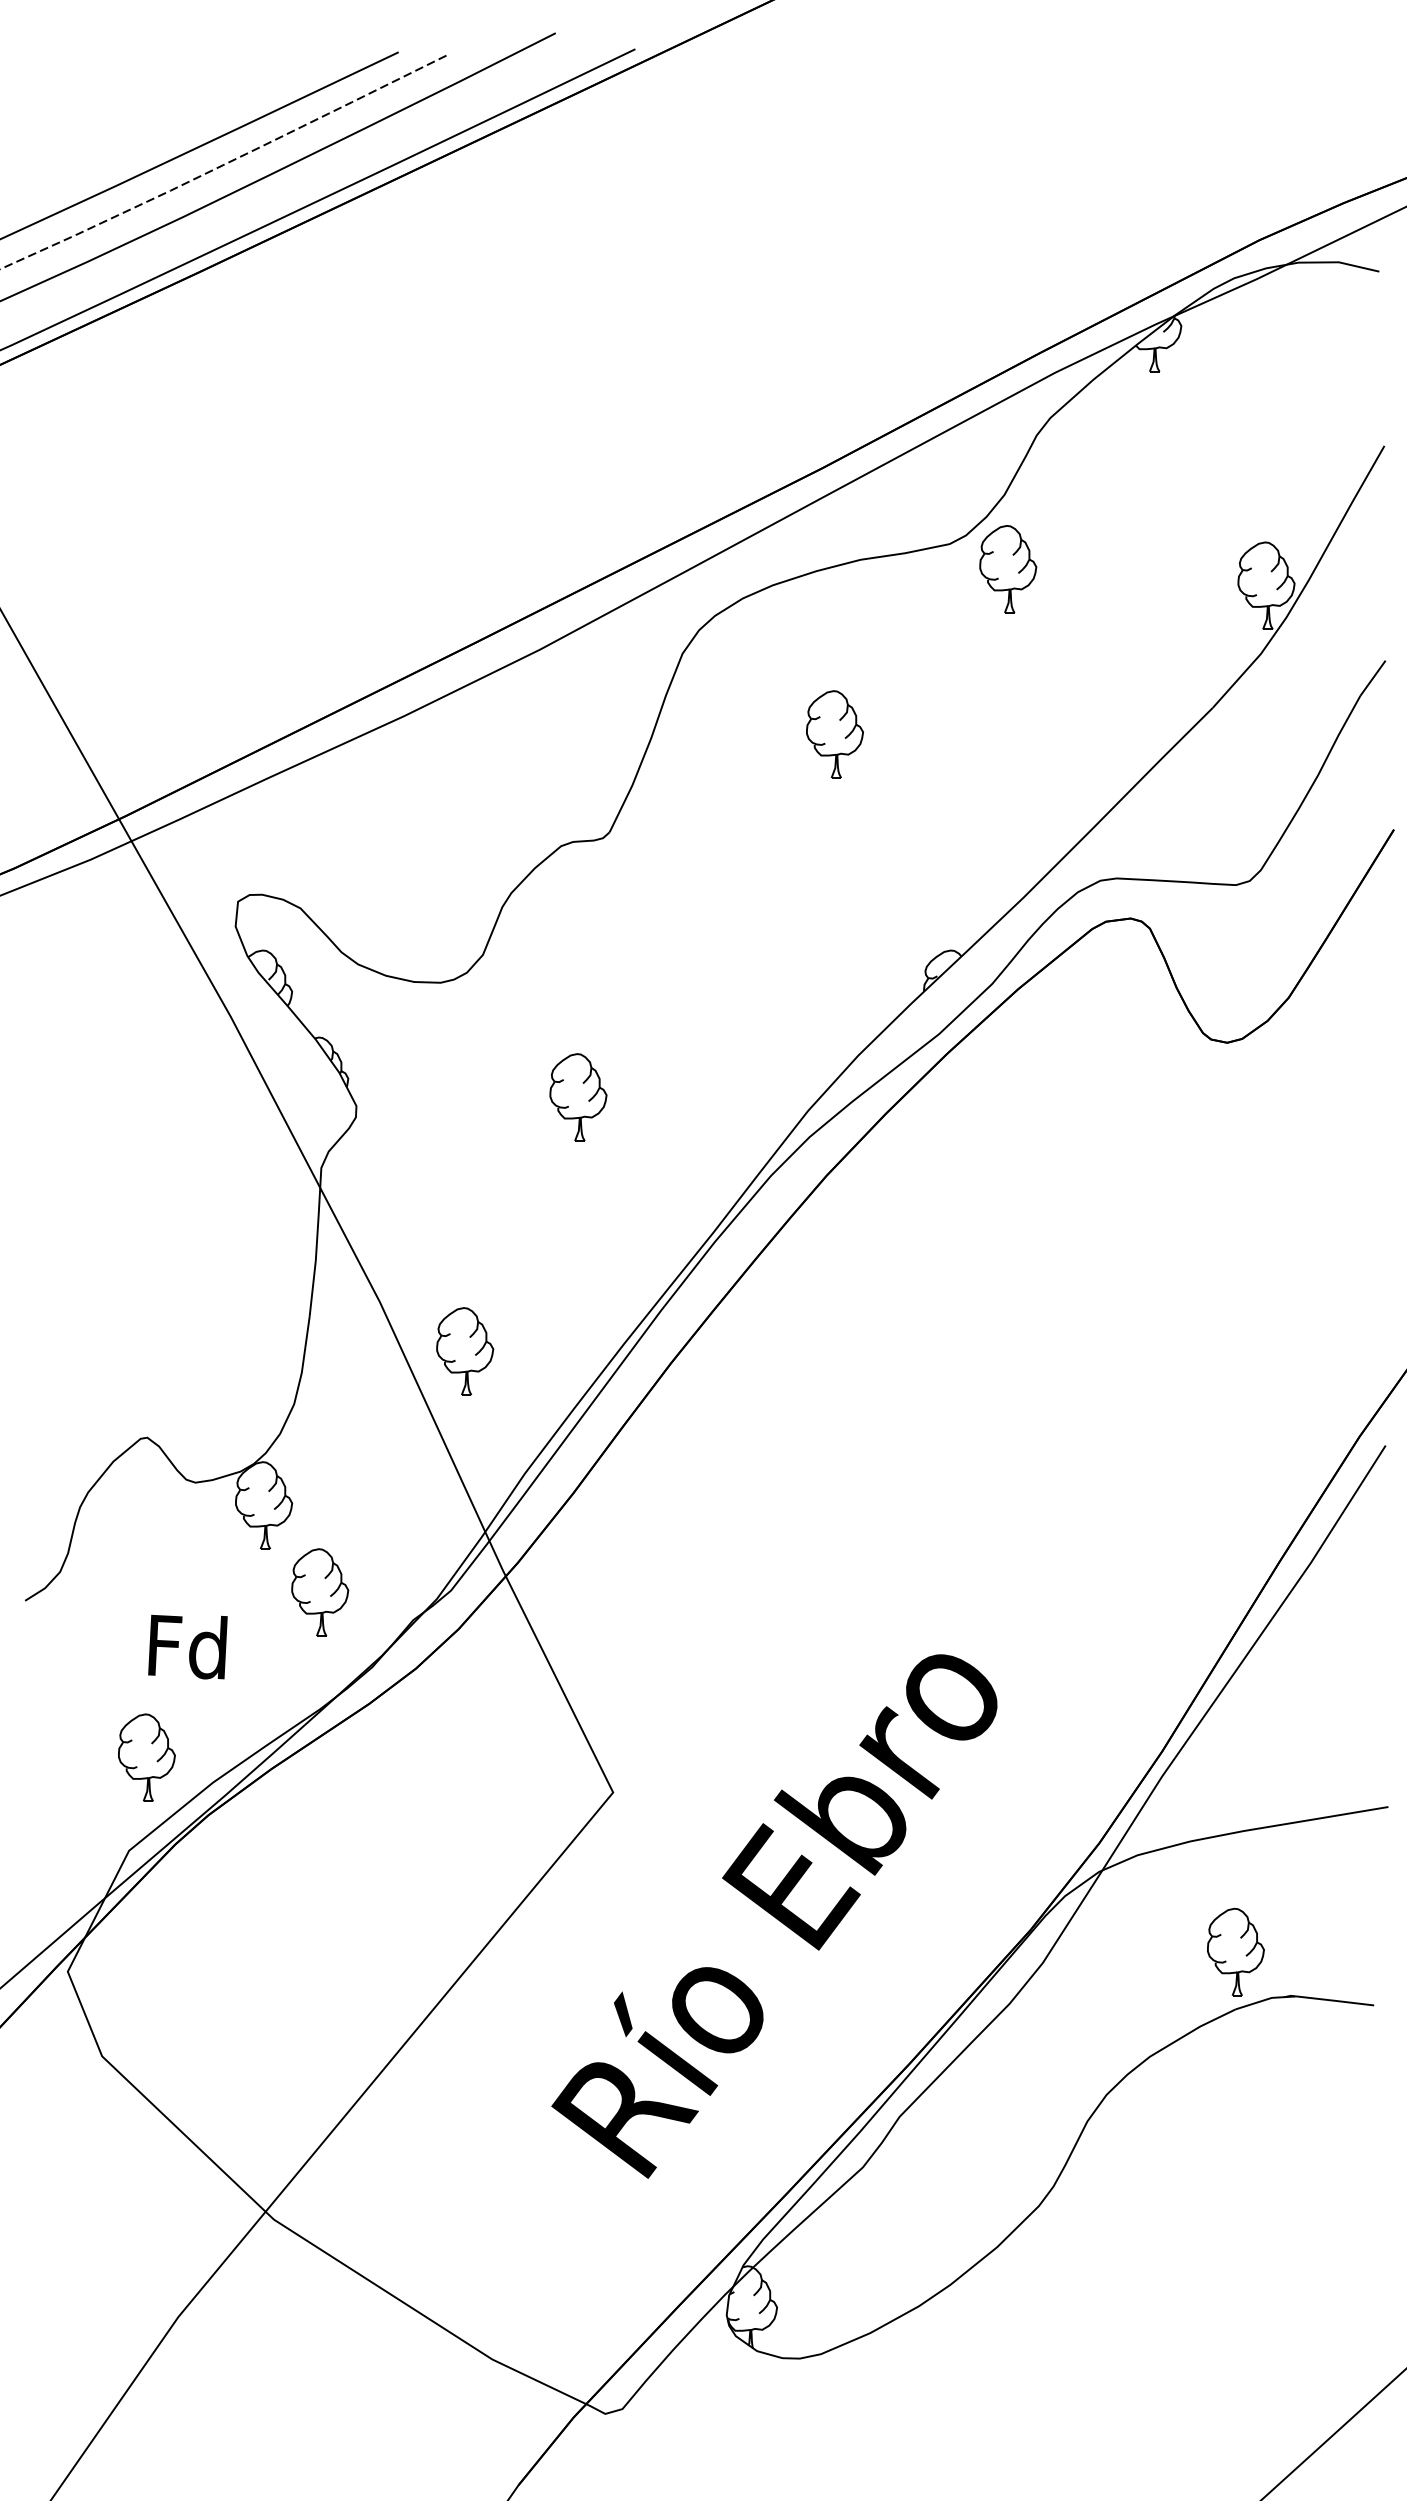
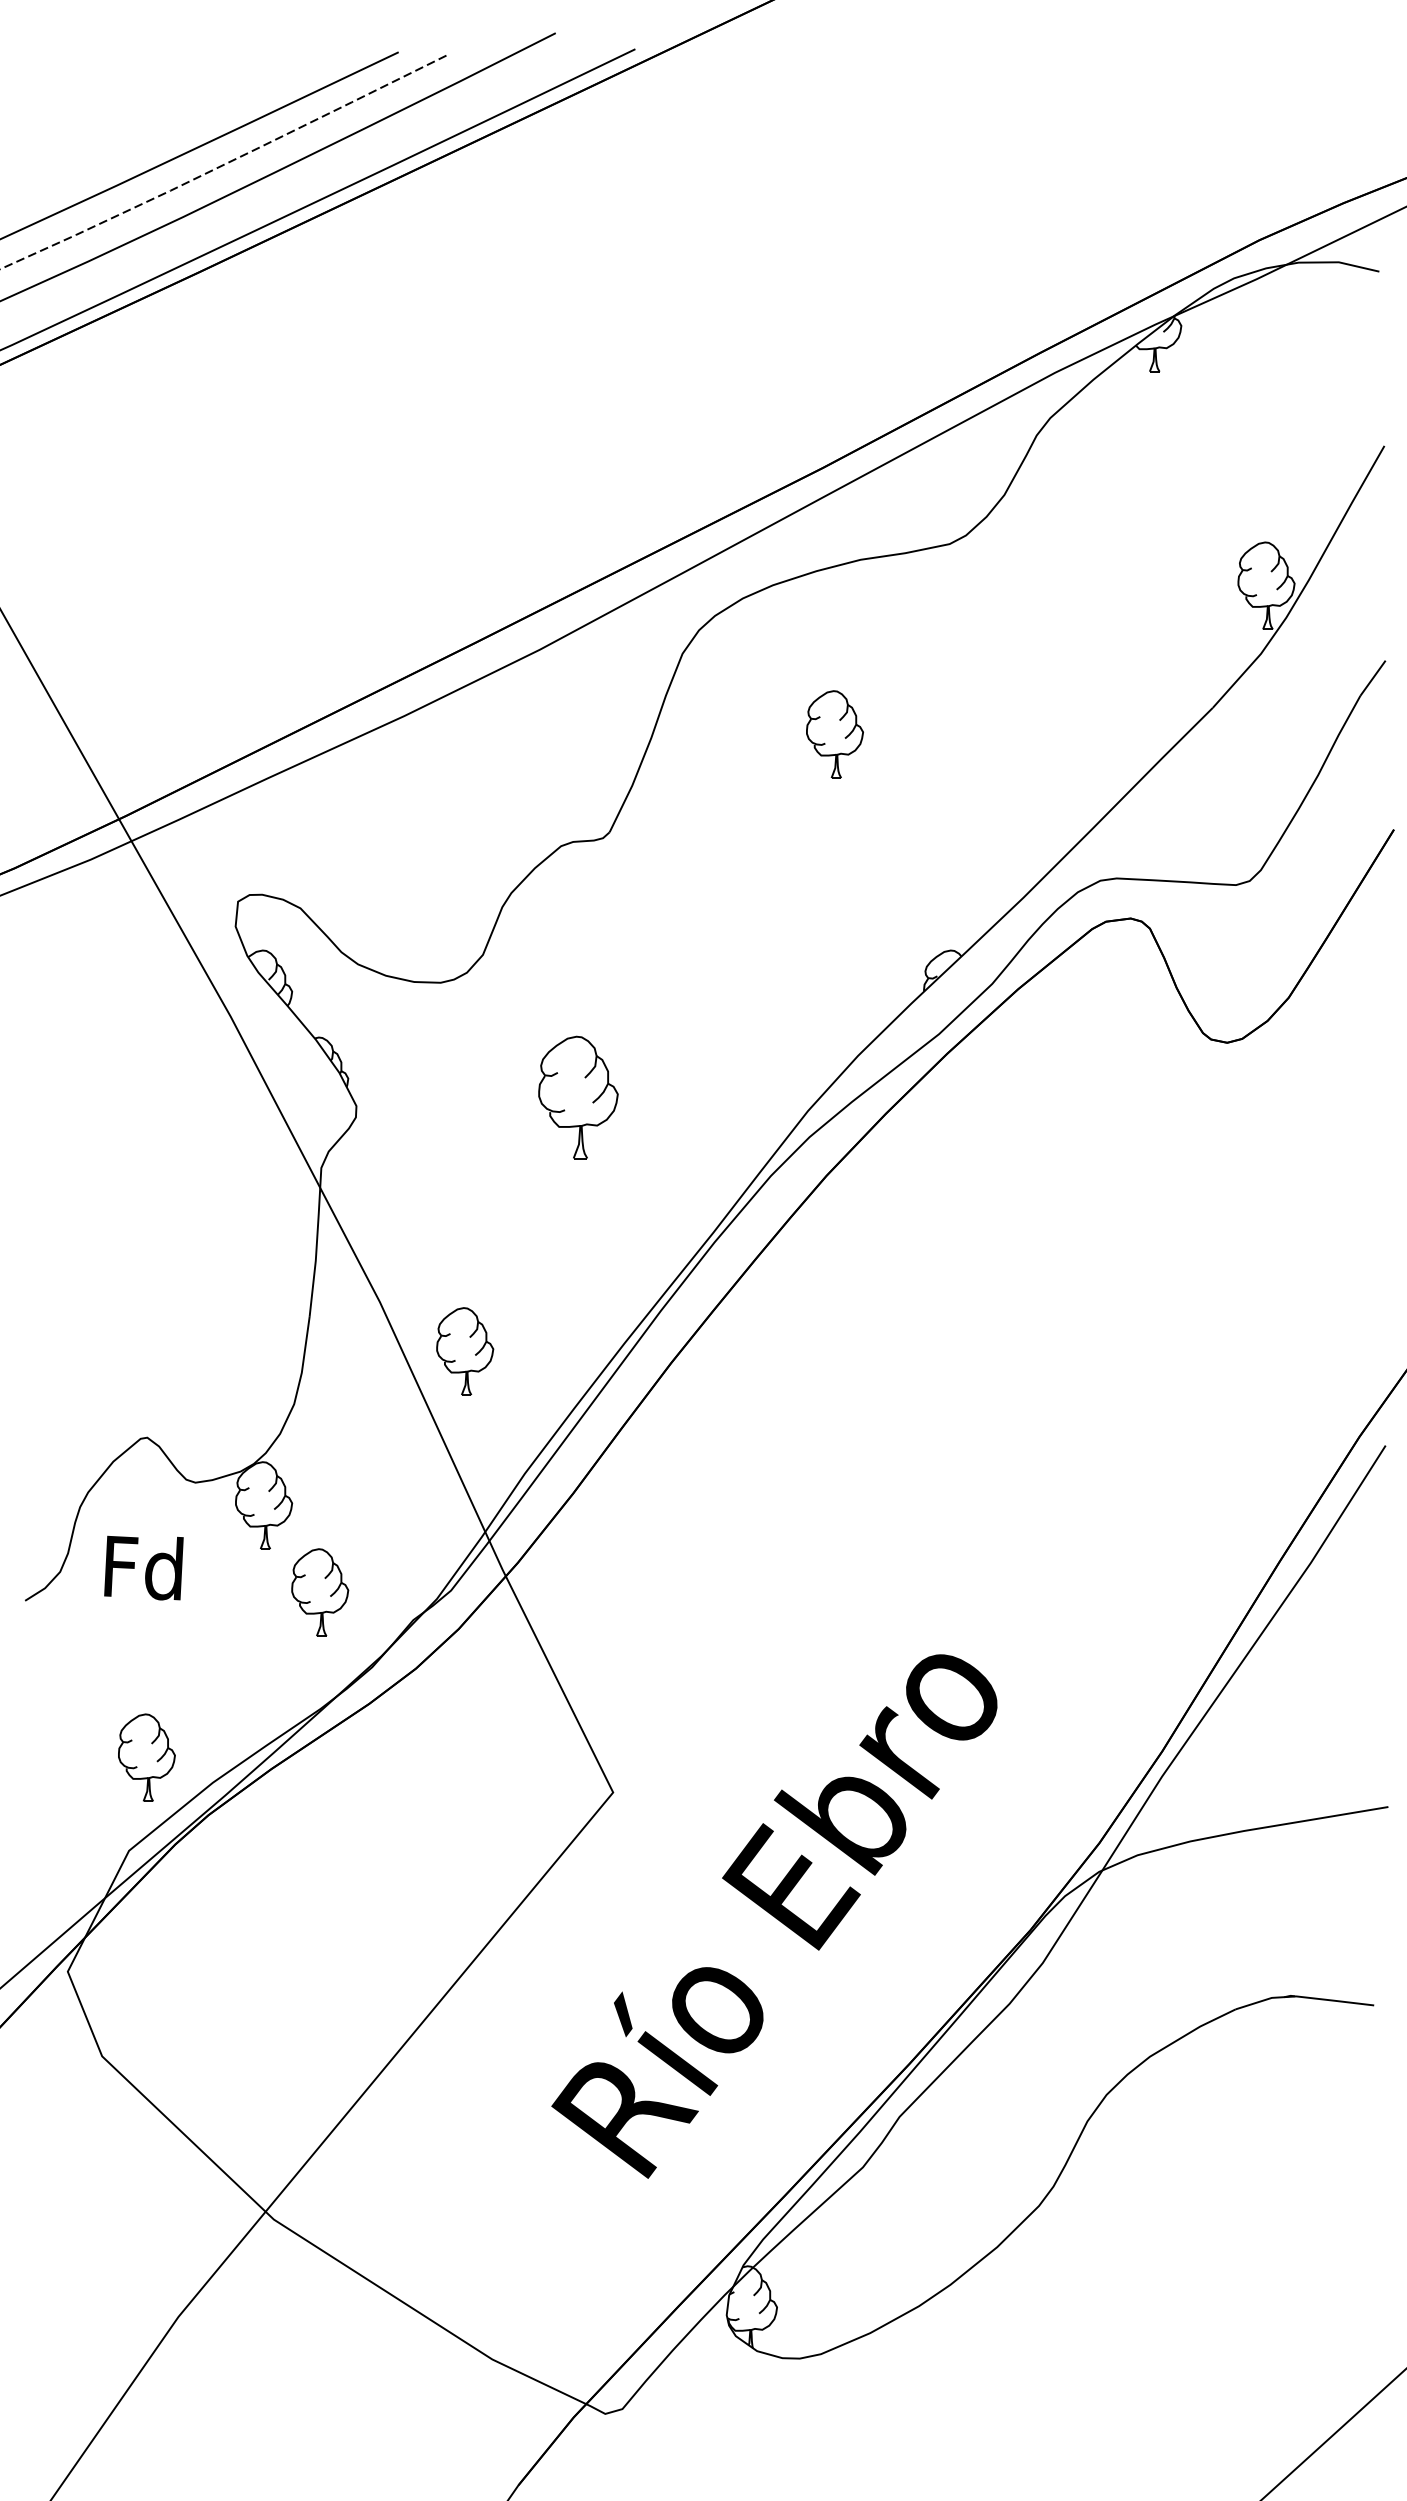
part: present -> none (1008, 569)
part size: 59x89 px -> 81x125 px (578, 1097)
text position: (187, 1646) -> (143, 1567) (143, 1567)
part: present -> none (1235, 1951)
